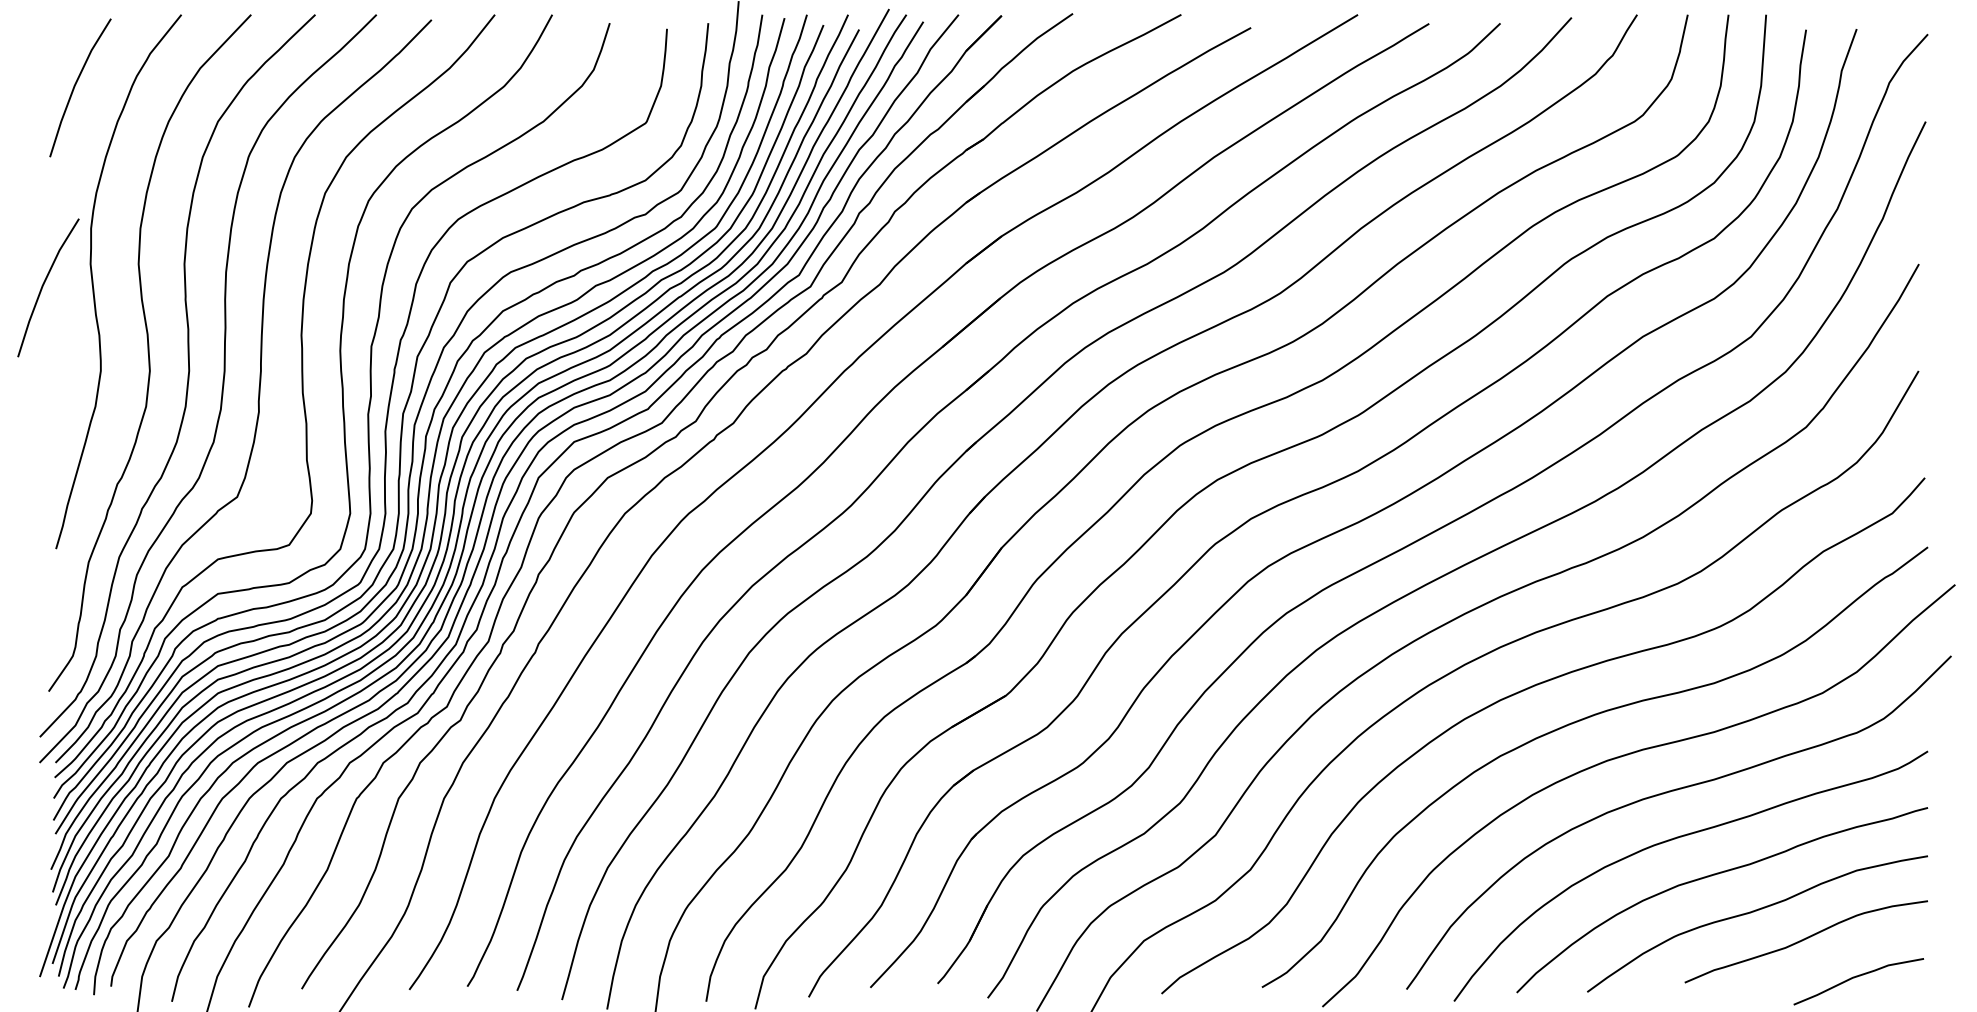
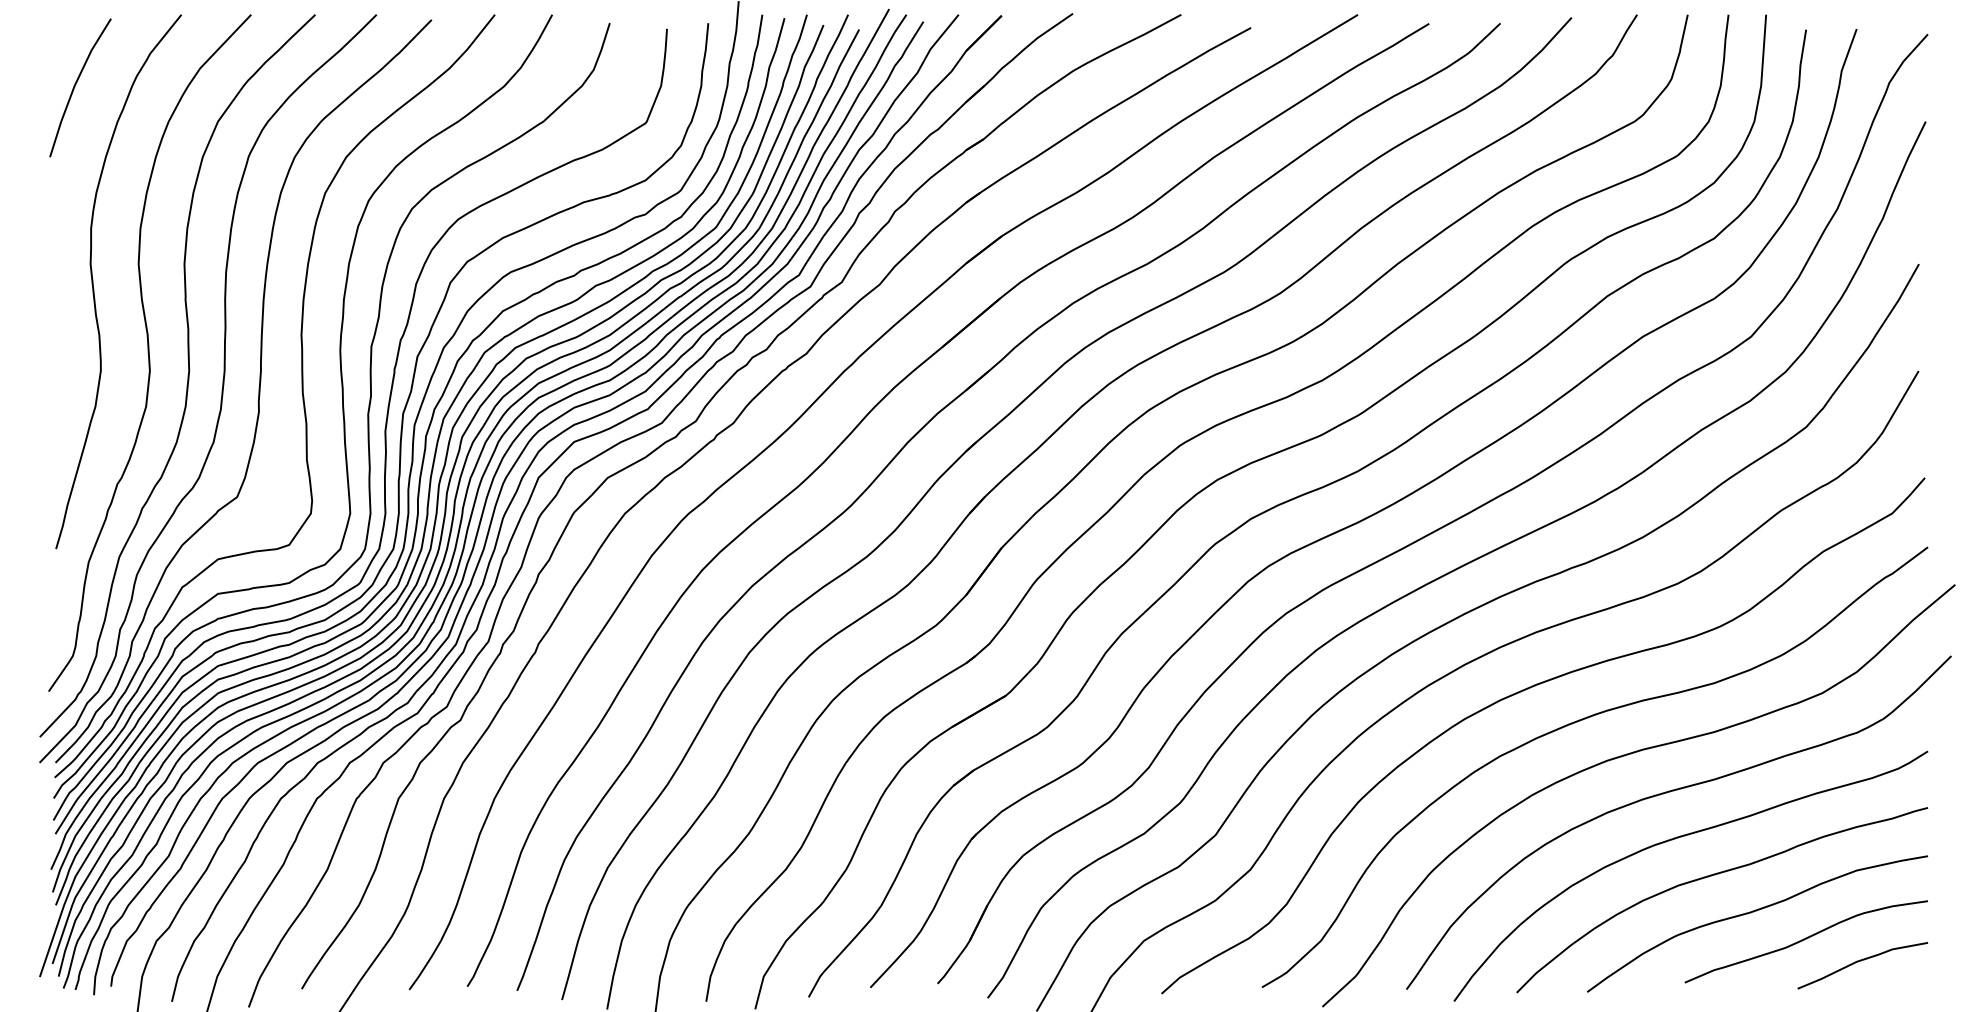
line: present -> none (44, 284)
curve position: (1857, 977) -> (1861, 961) (1861, 961)
